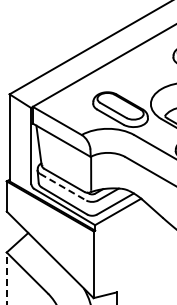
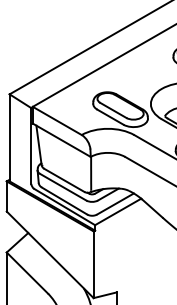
line: dashed -> solid (63, 187)
line: dashed -> solid (6, 278)
